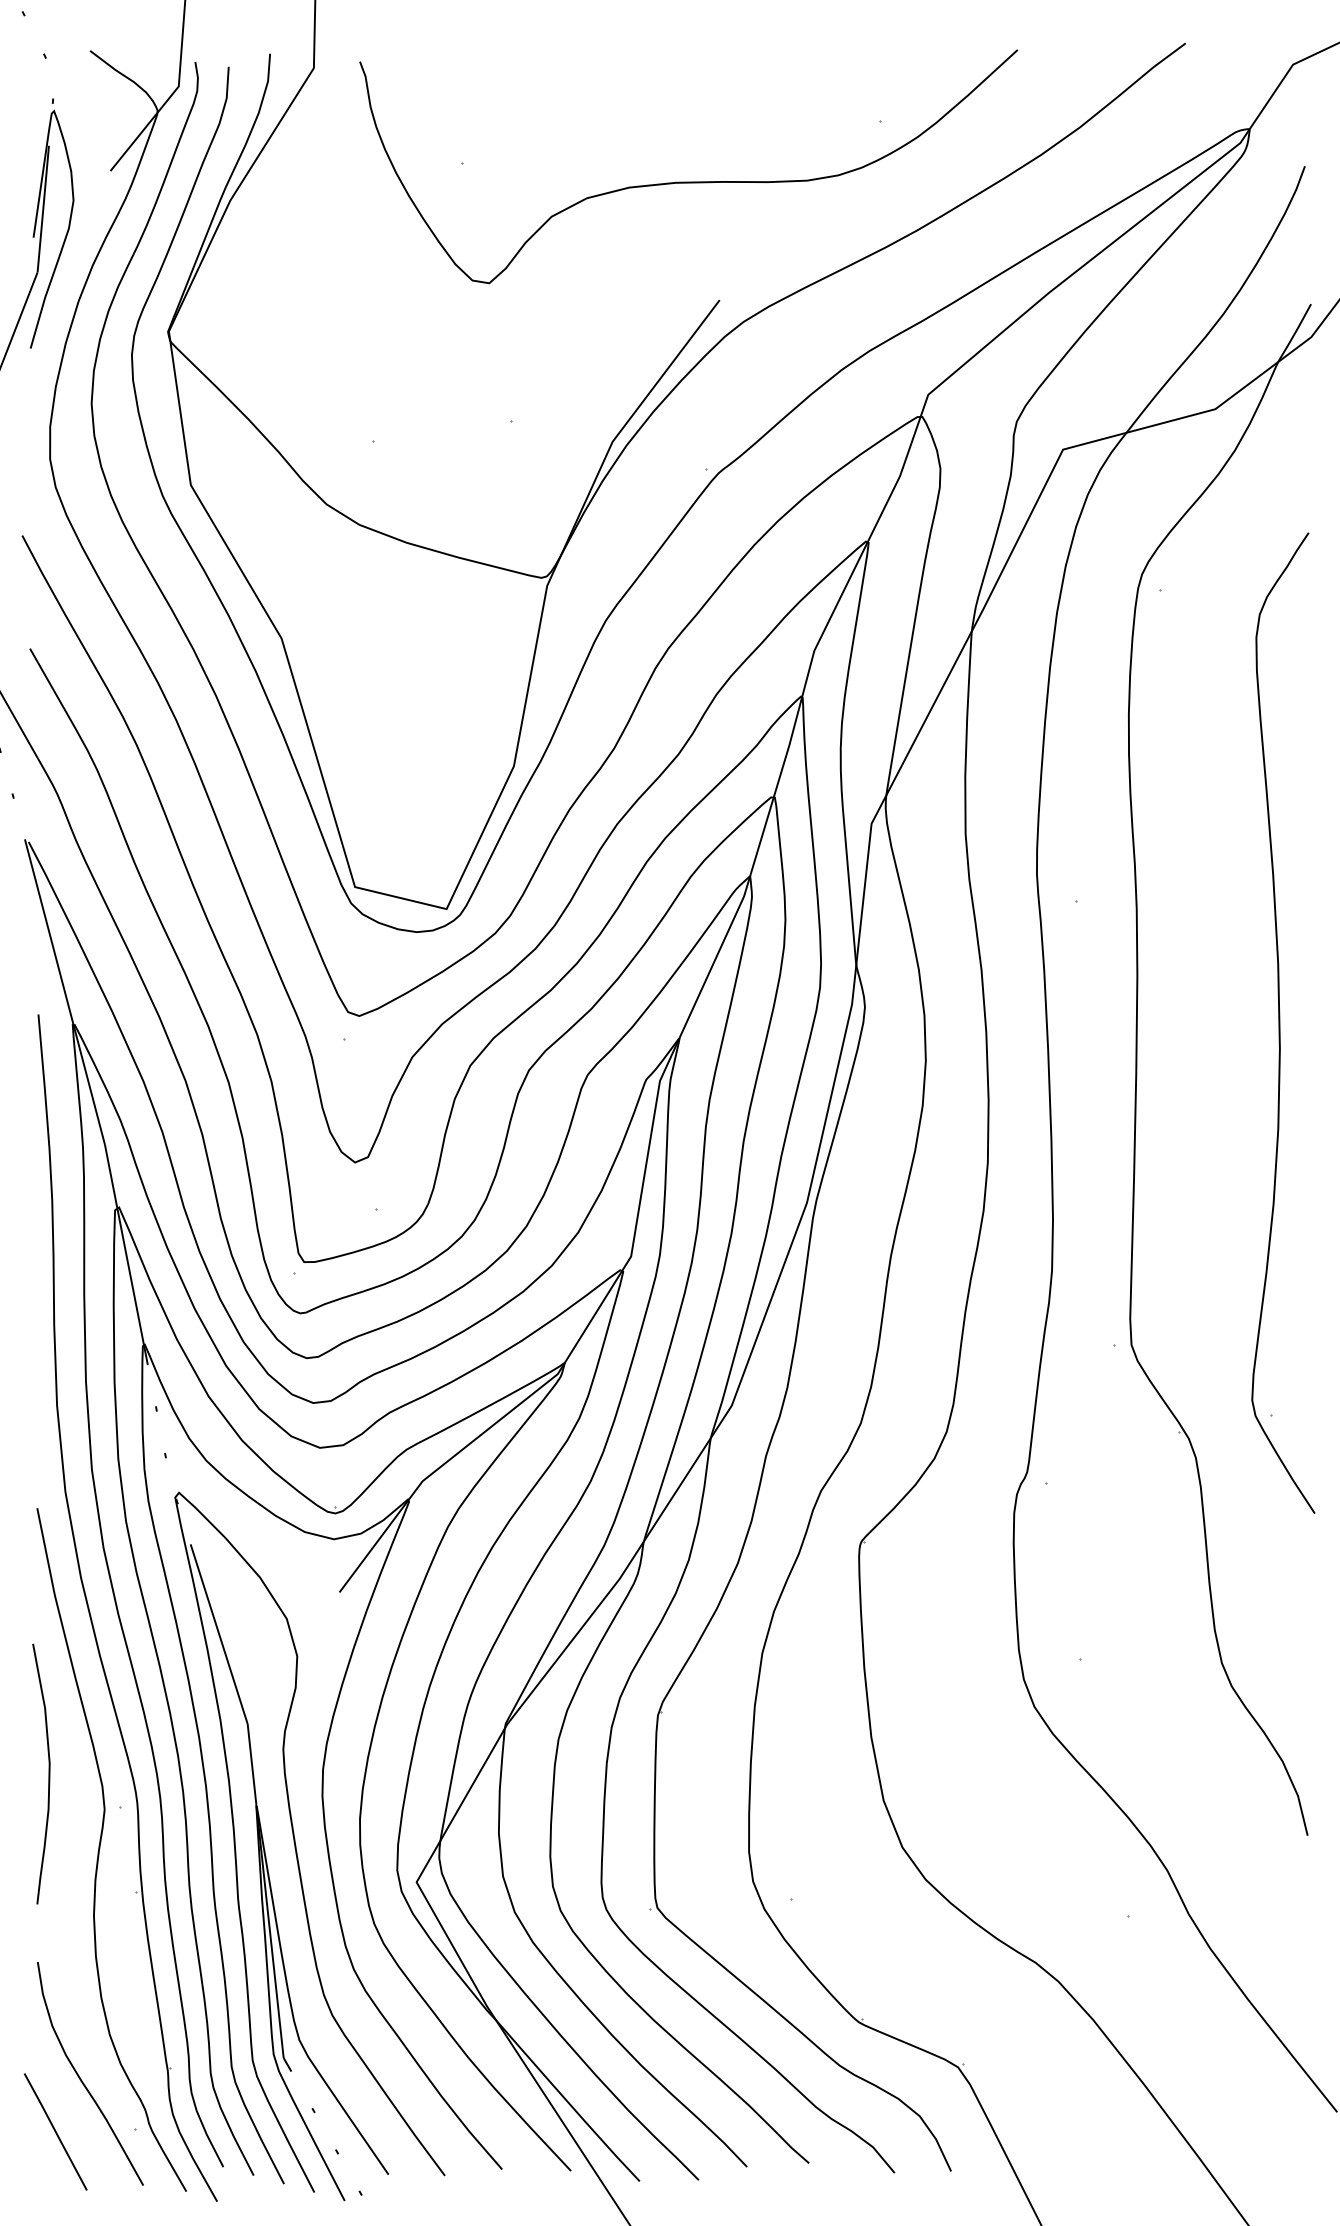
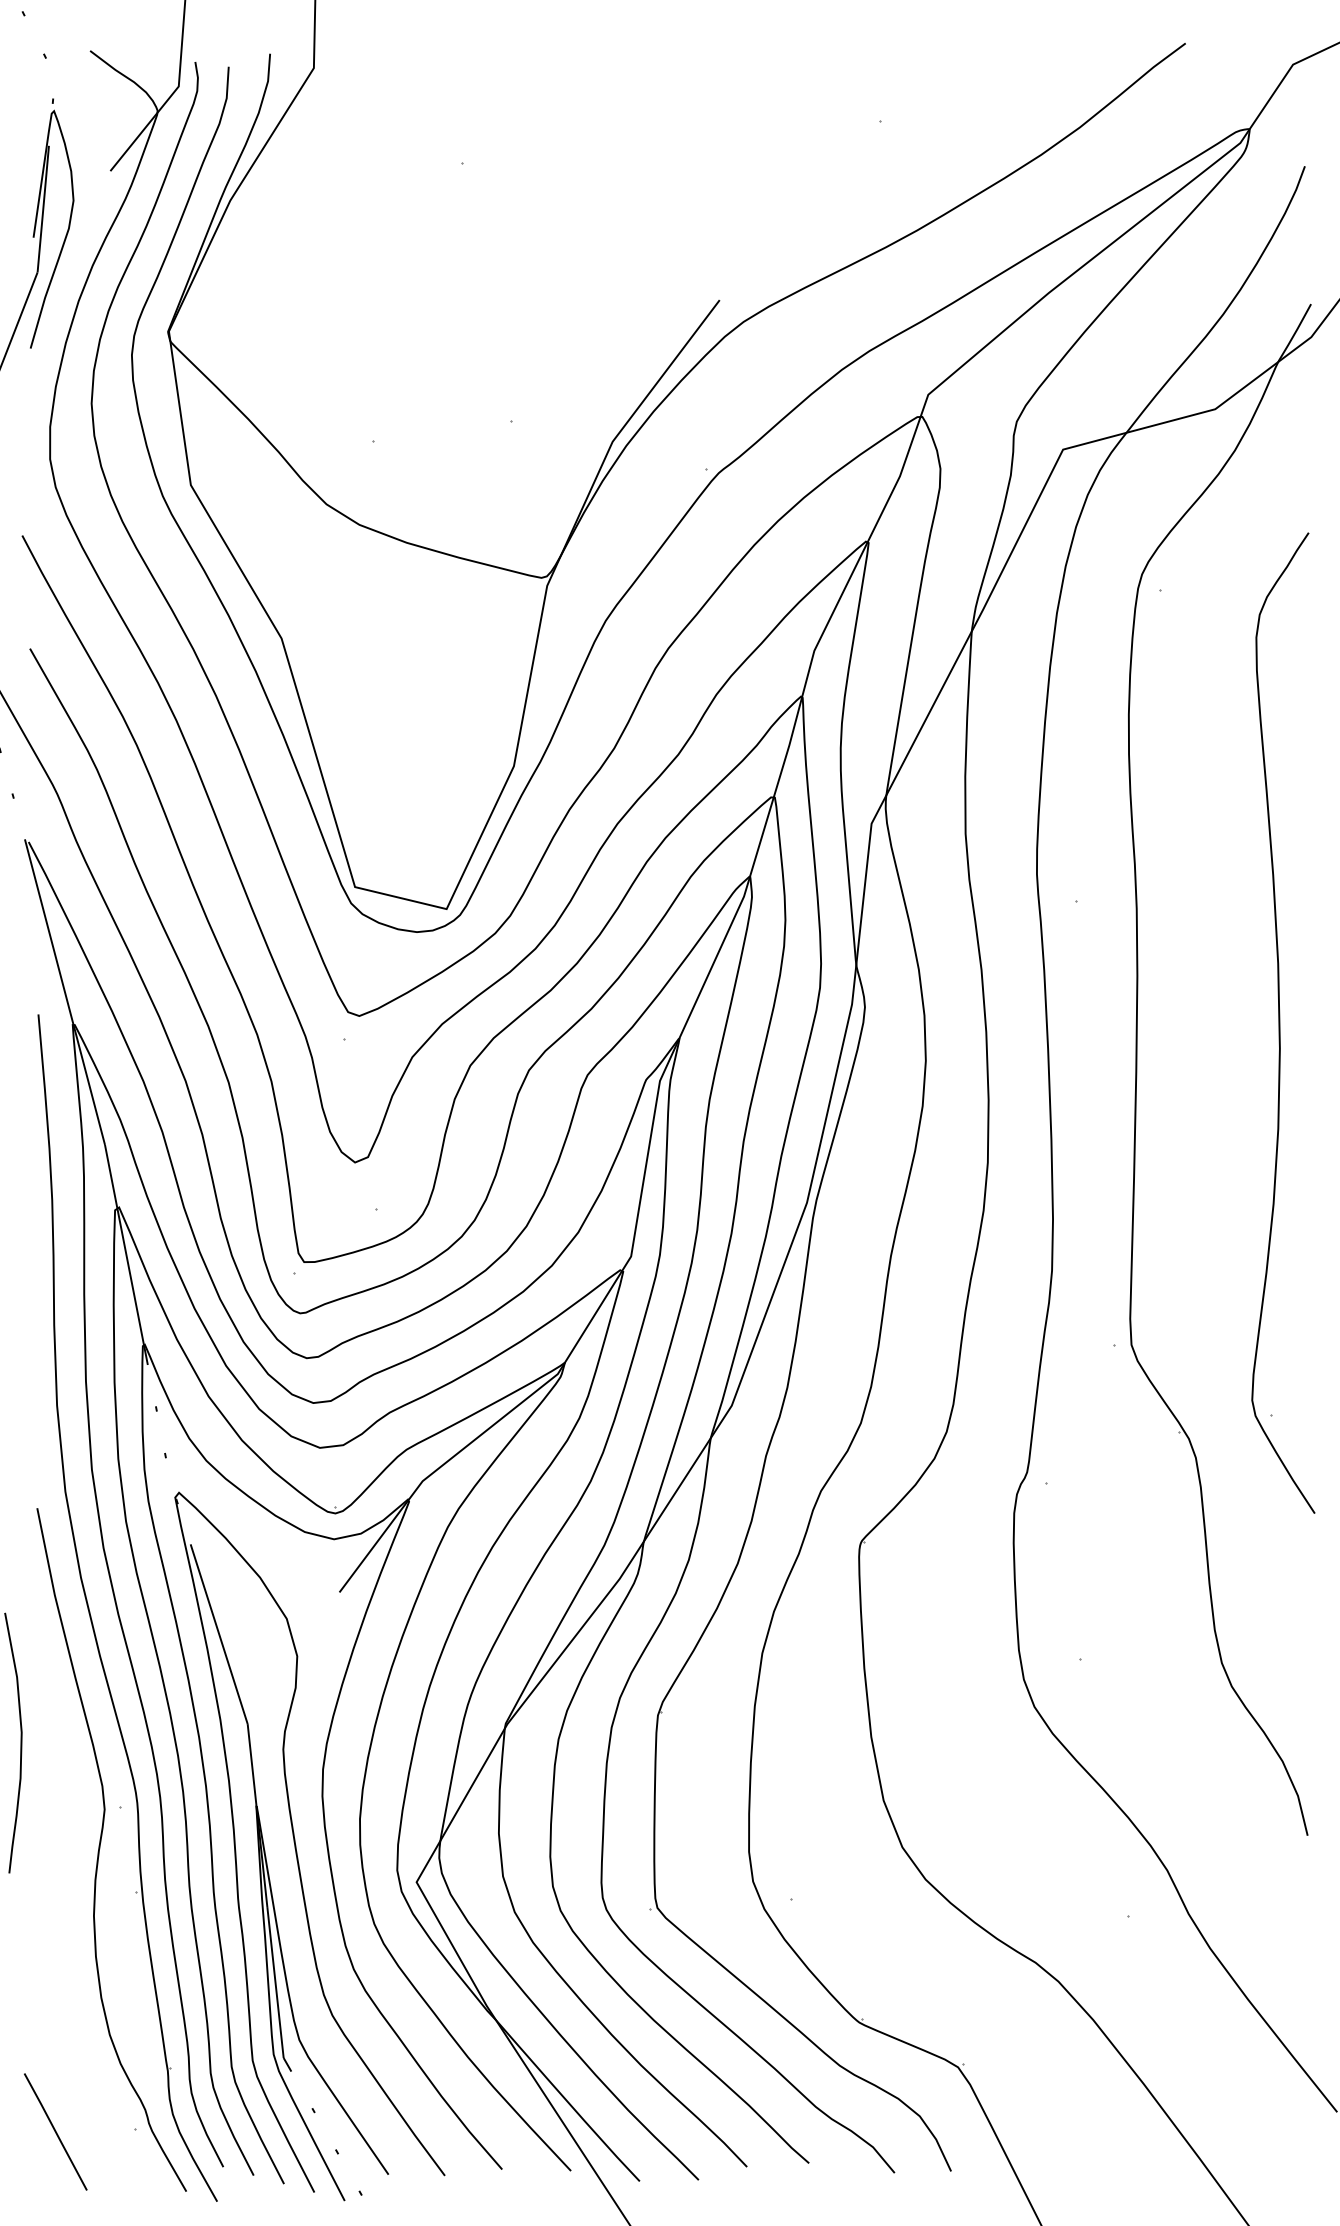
curve: present -> none (688, 181)
curve position: (48, 1773) -> (20, 1742) (20, 1742)
curve: present -> none (81, 2078)
